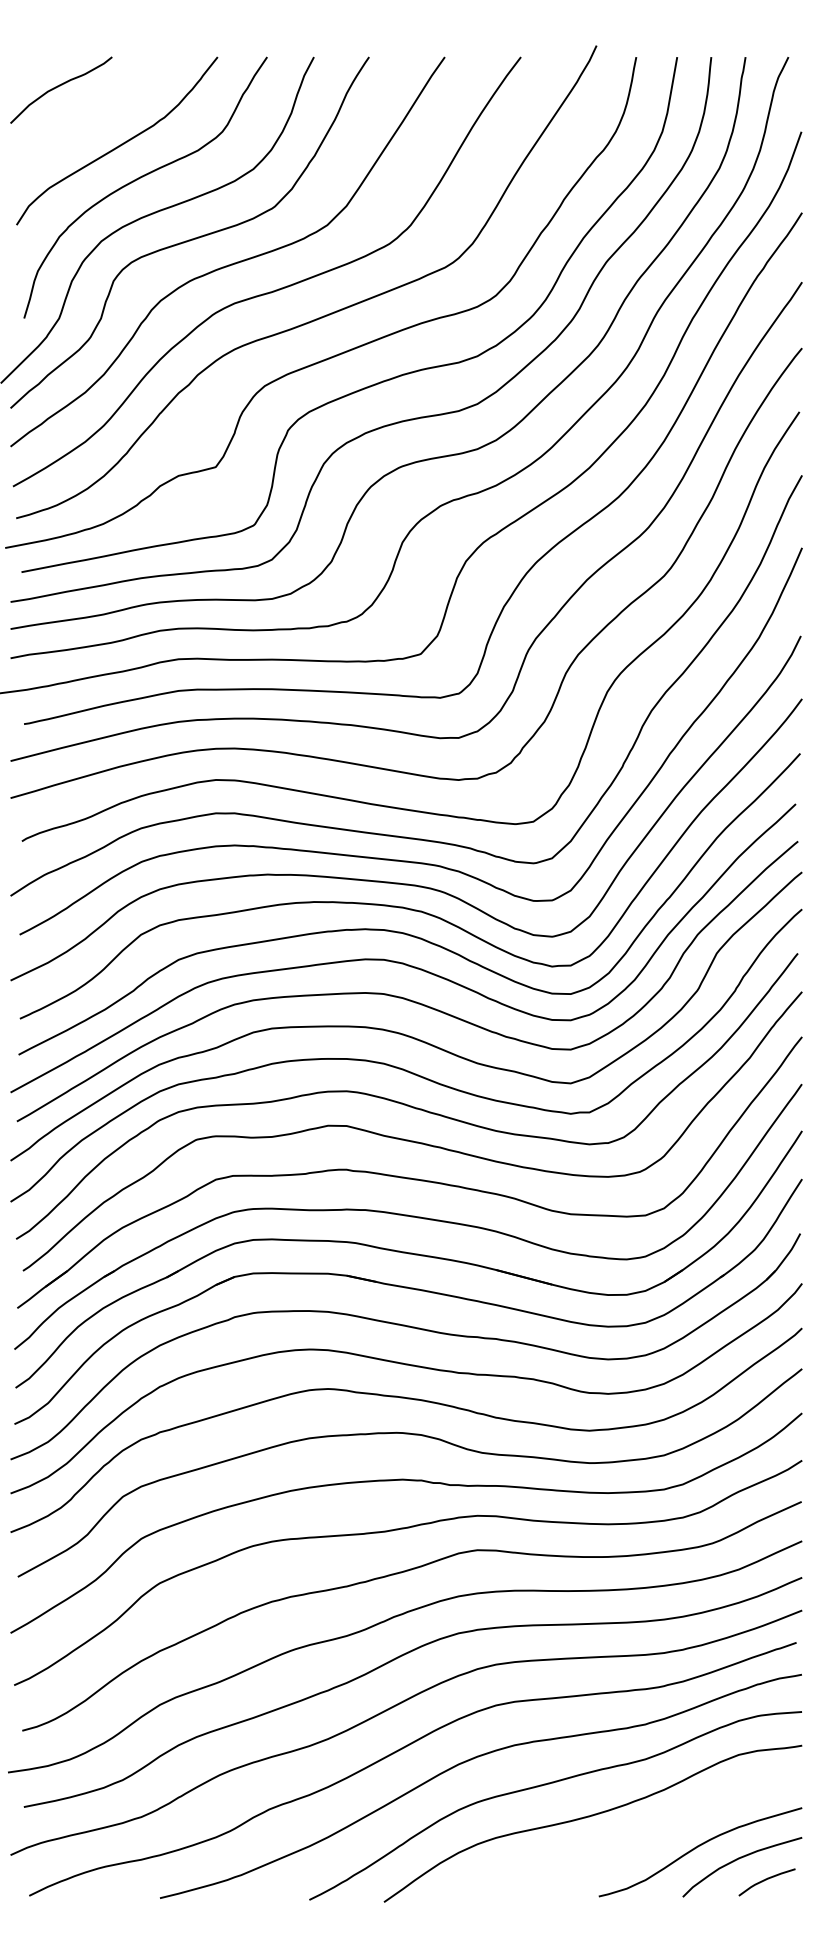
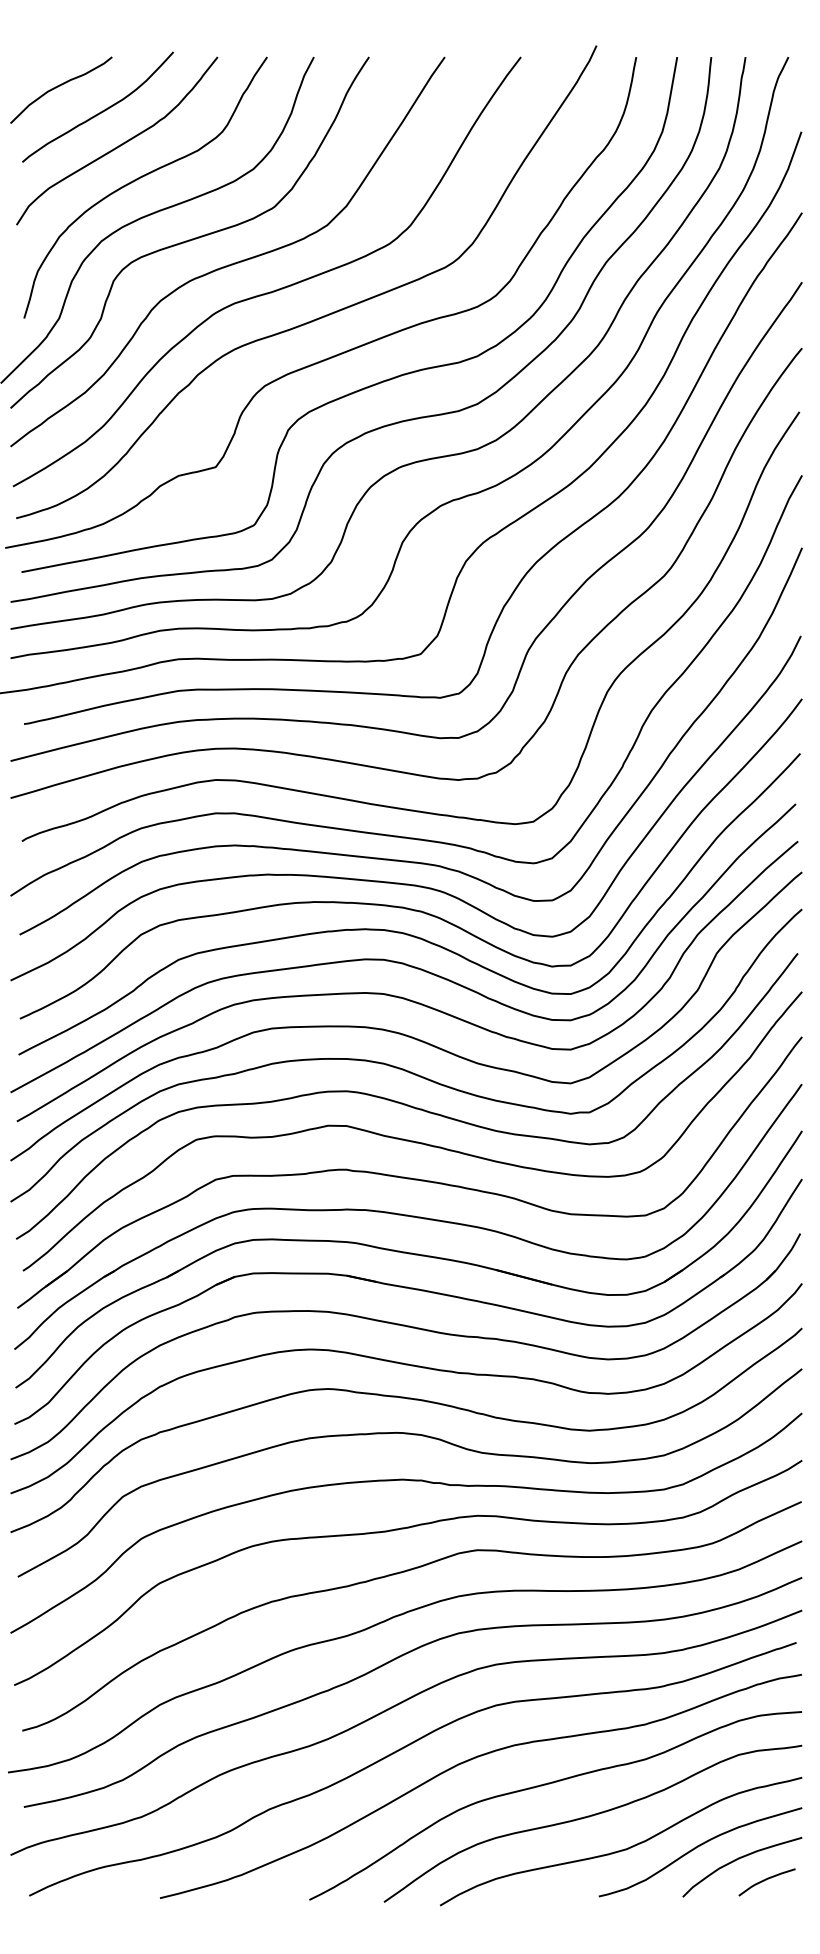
curve: none -> present (100, 111)
curve: none -> present (624, 1848)
